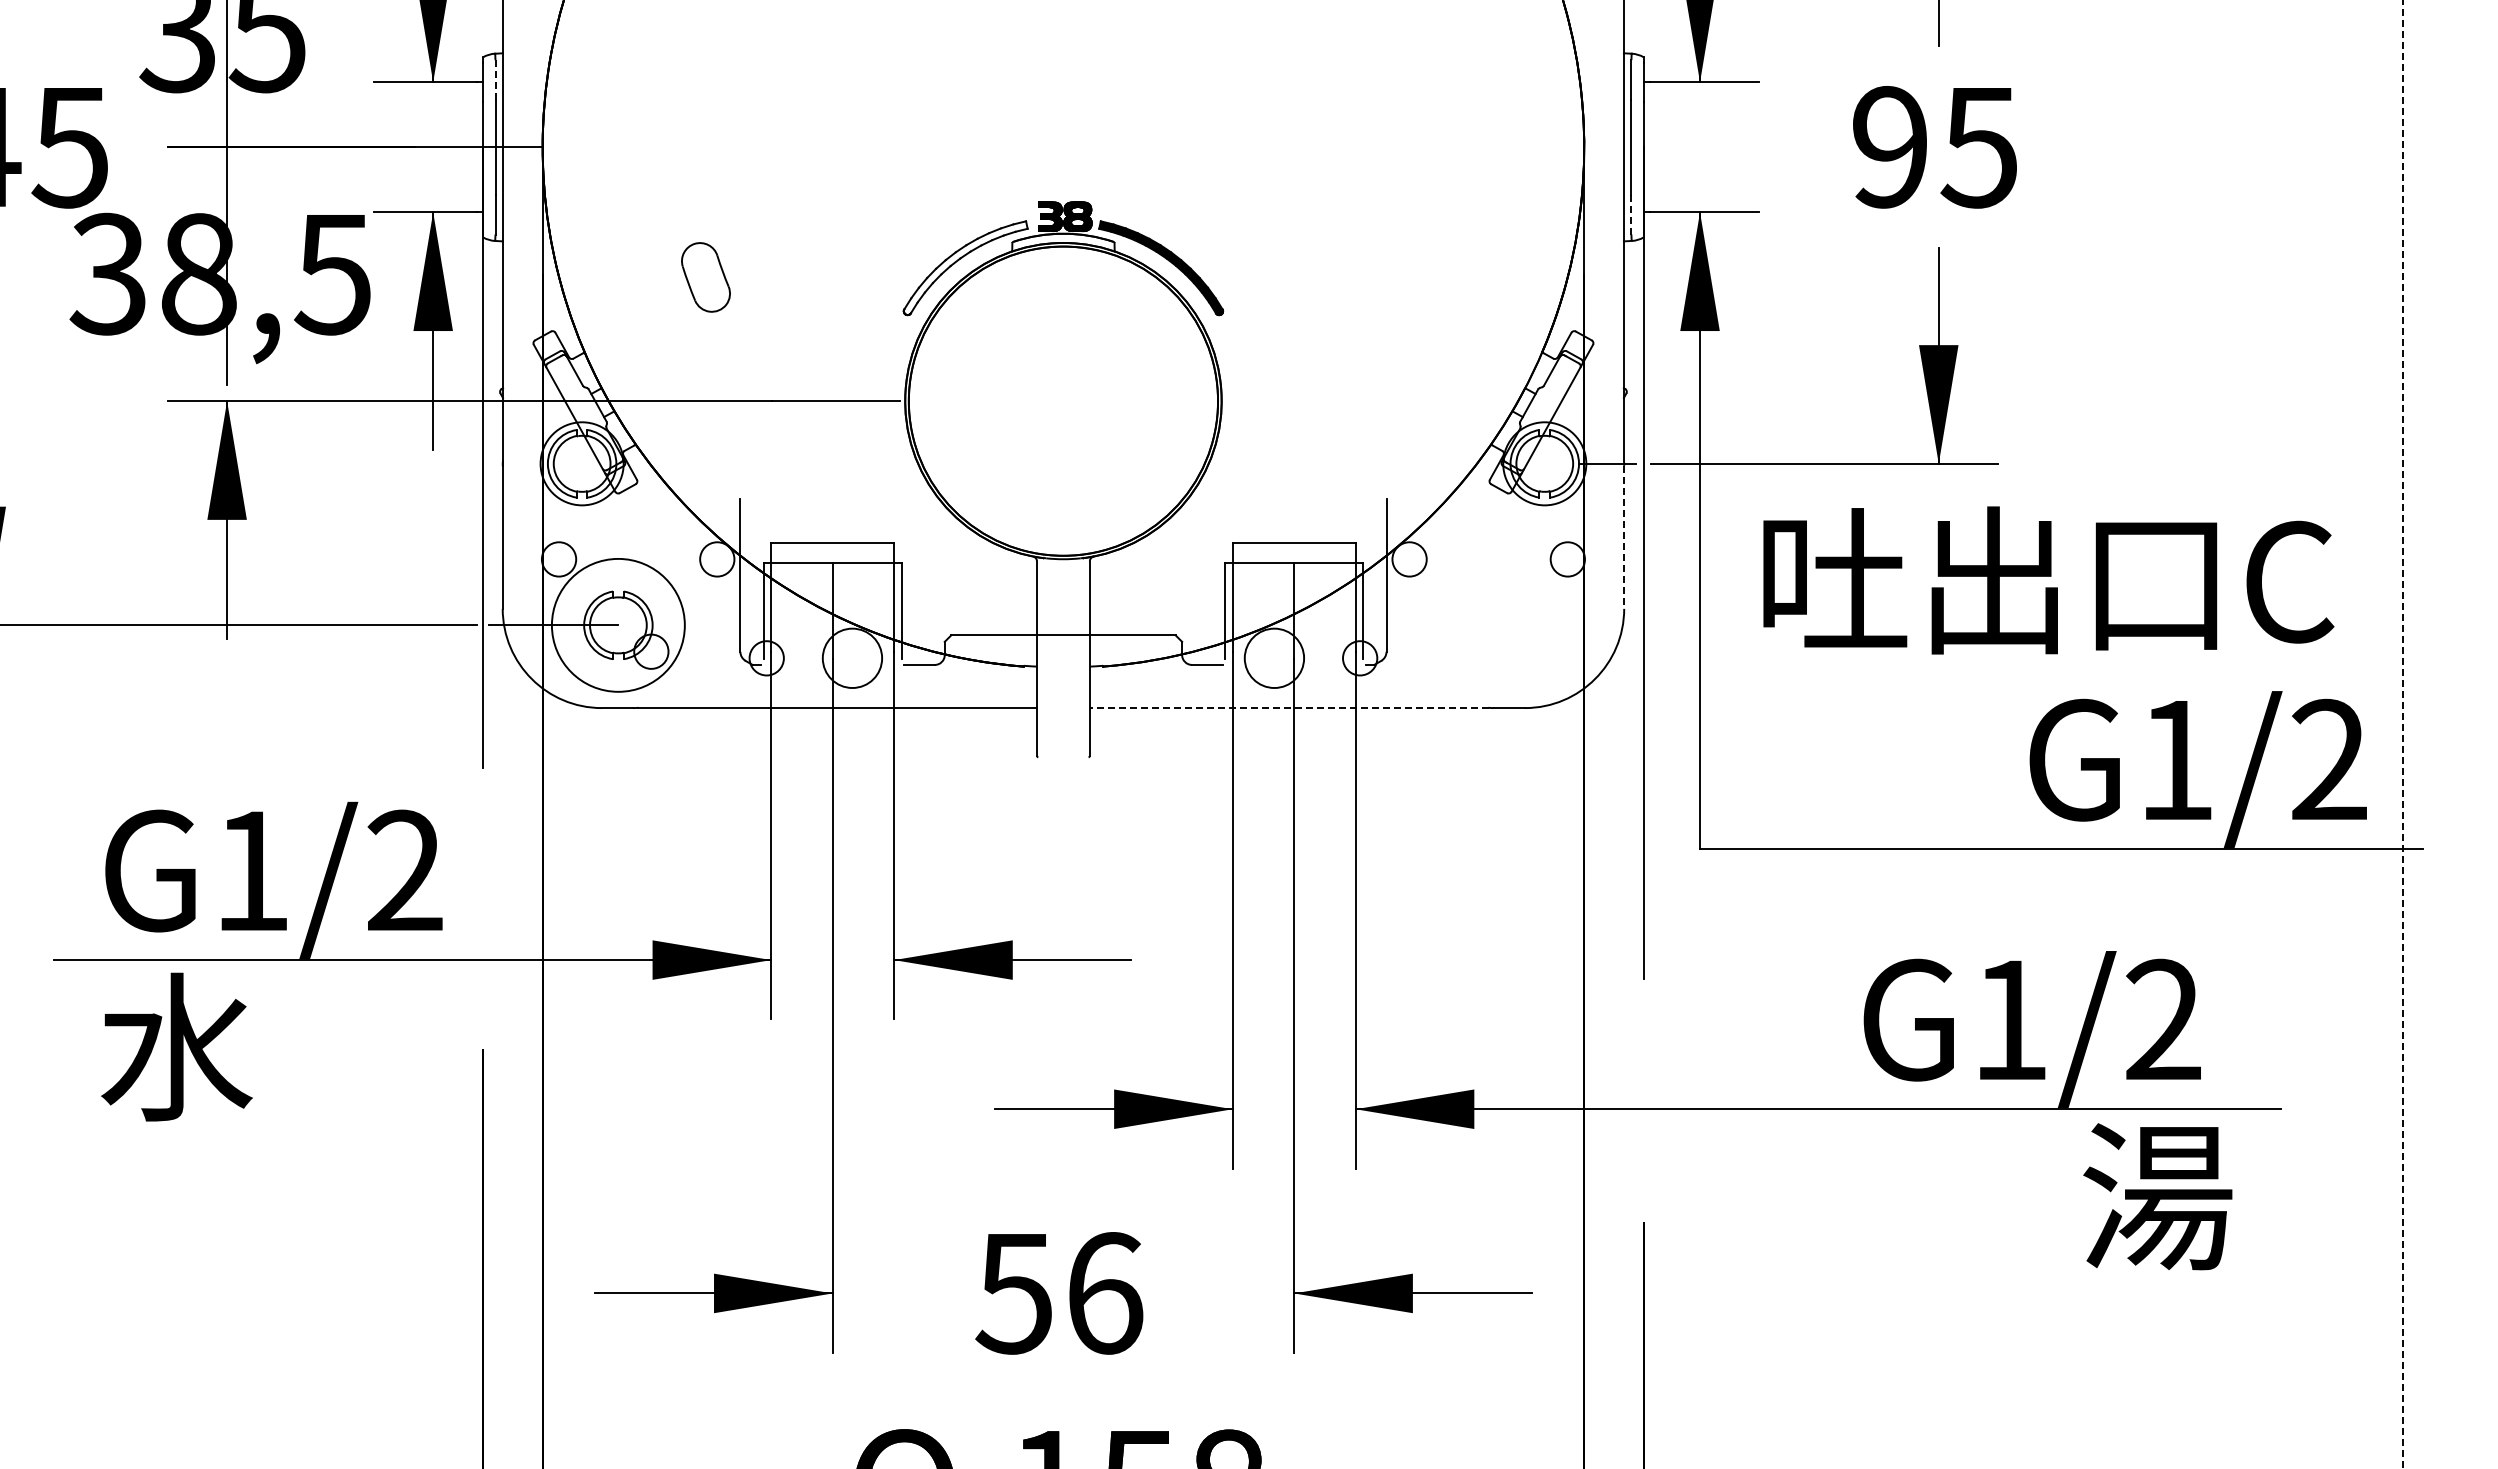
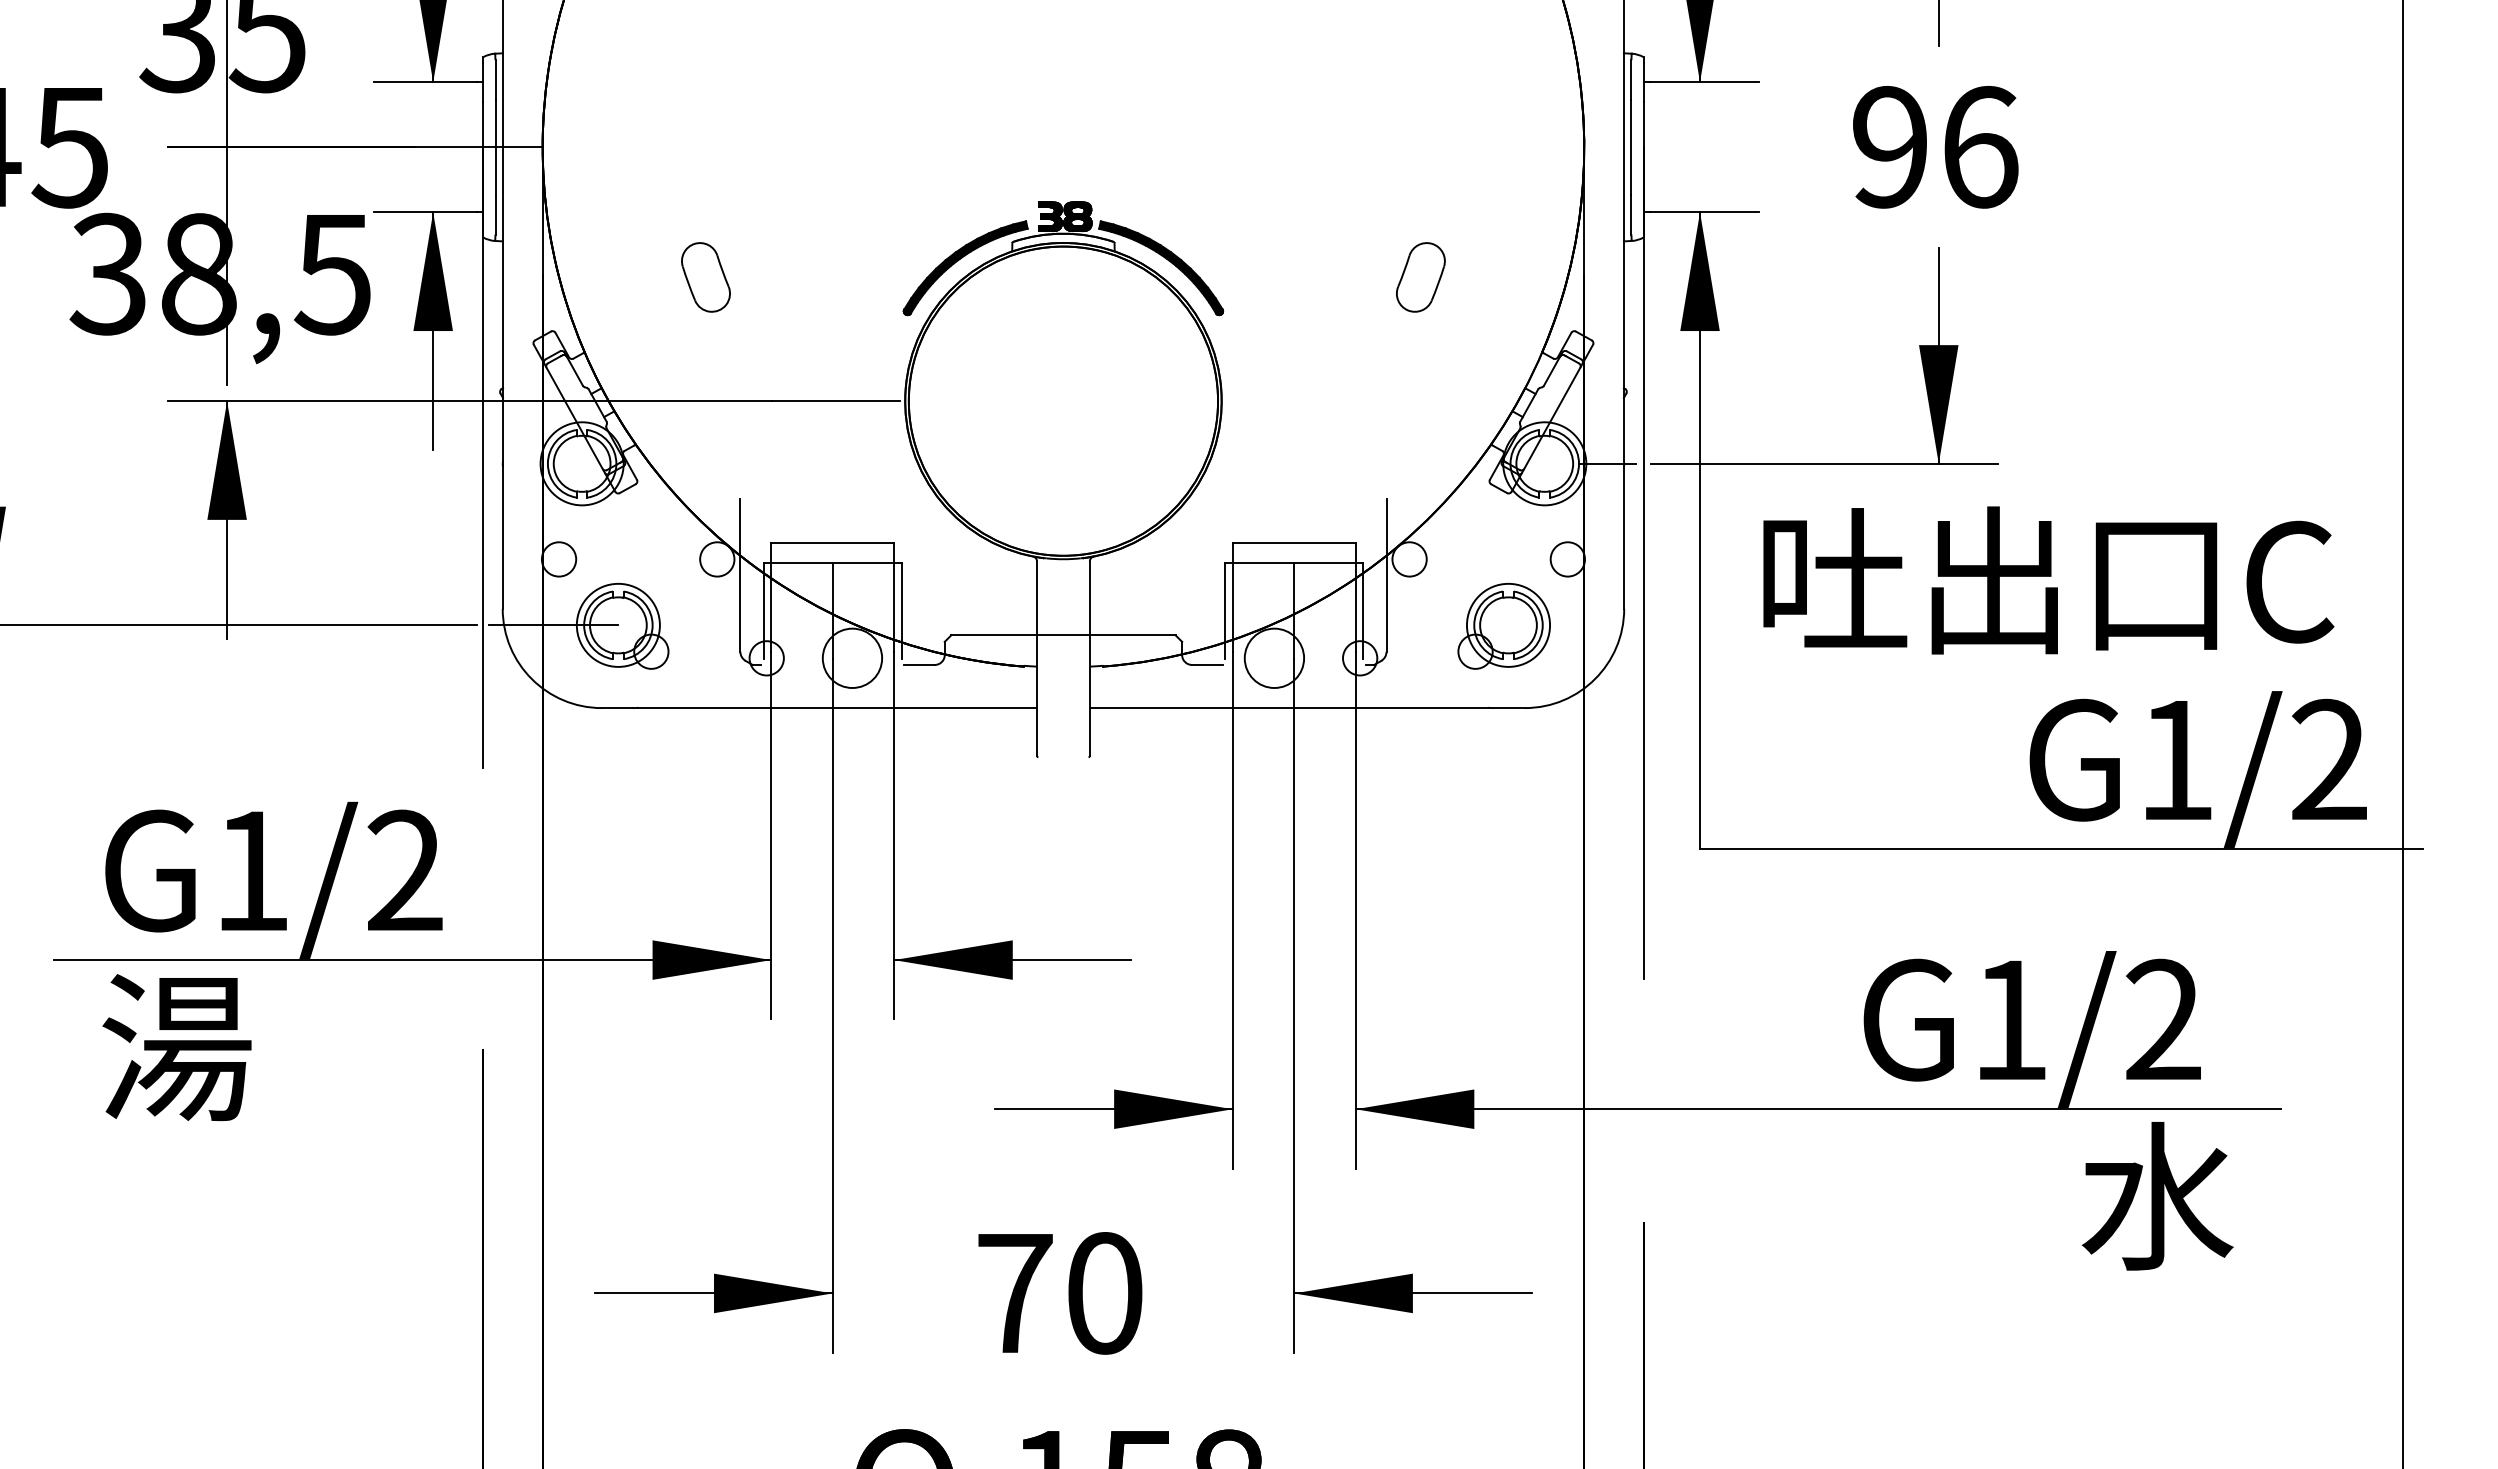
line: dashed -> solid (495, 80)
text: 95 -> 96 (1979, 147)
line: dashed -> solid (1631, 214)
fill: none -> present (965, 268)
part: none -> present (1420, 277)
line: dashed -> solid (1624, 537)
circle diameter: 133 px -> 83 px (617, 624)
part: none -> present (1503, 626)
line: dashed -> solid (1288, 707)
line: dashed -> solid (2402, 734)
text: 水 -> 湯 (176, 1046)
text: 湯 -> 水 (2157, 1196)
text: 56 -> 70 (1059, 1293)
